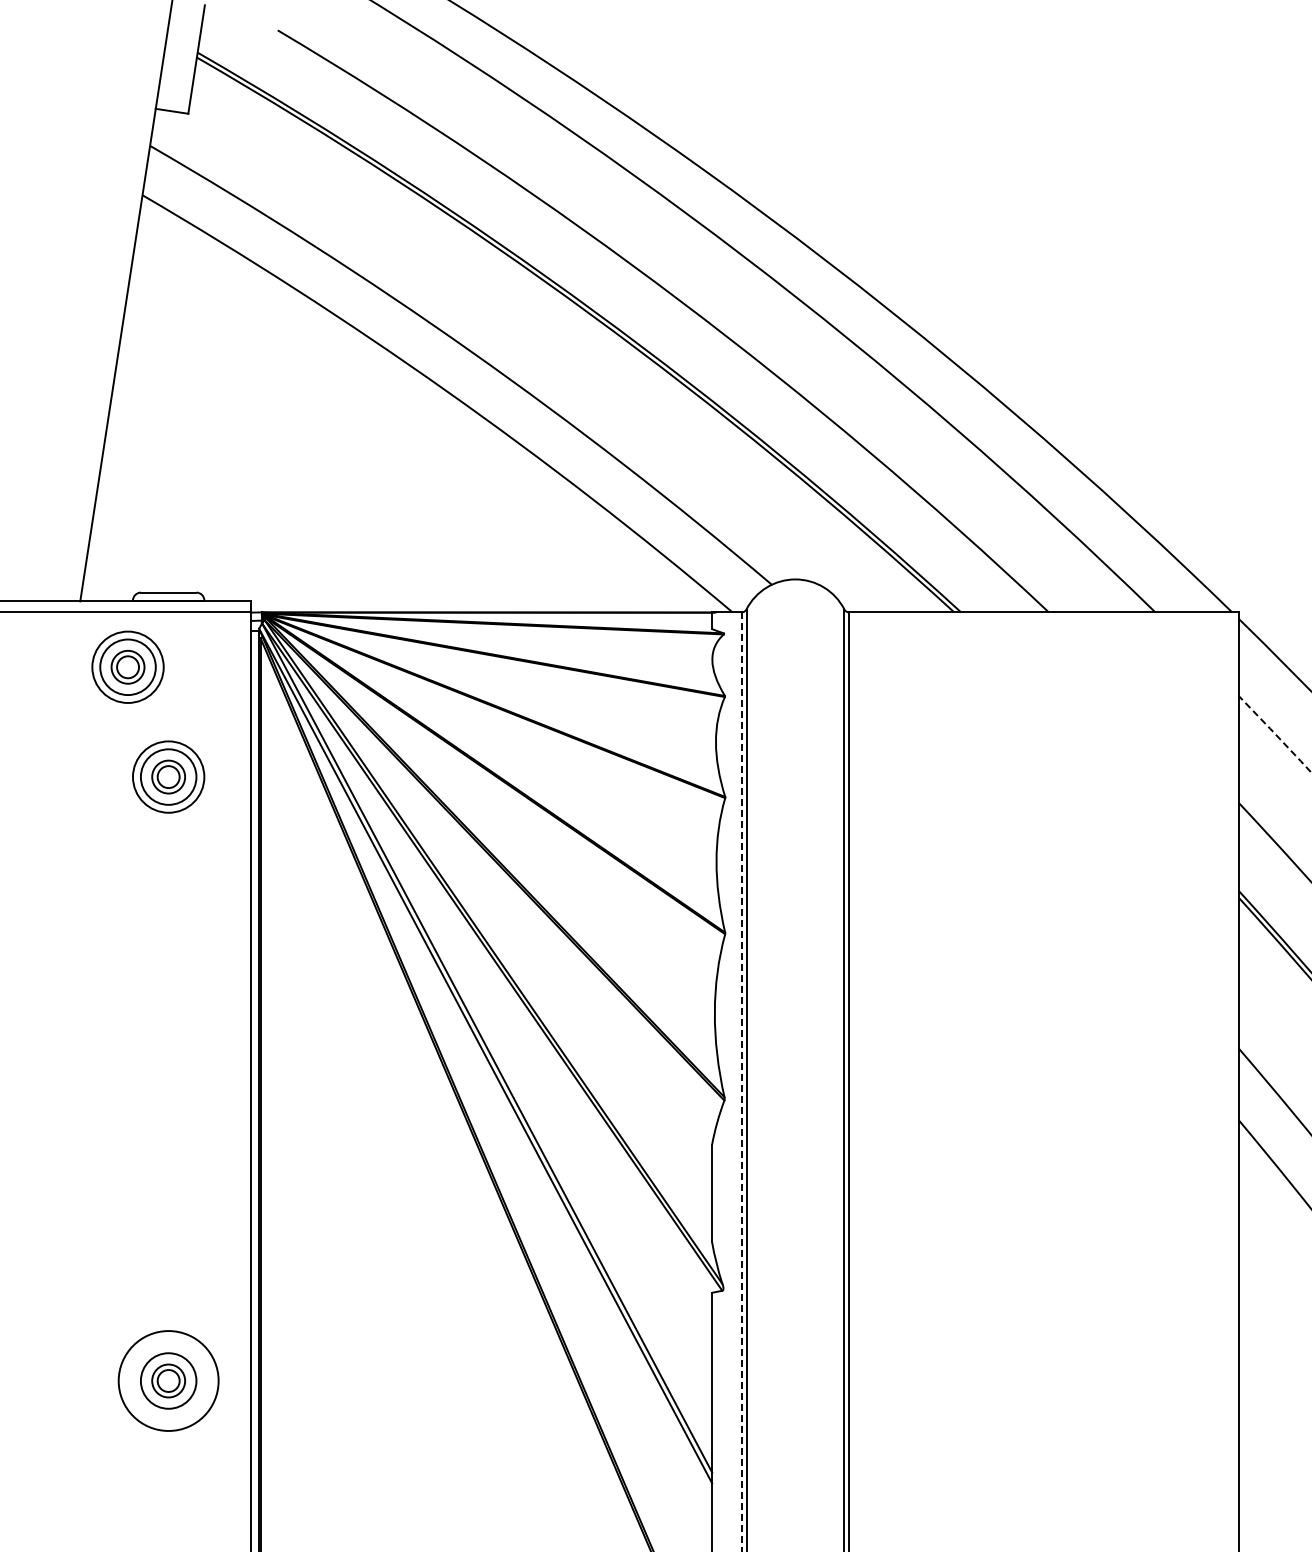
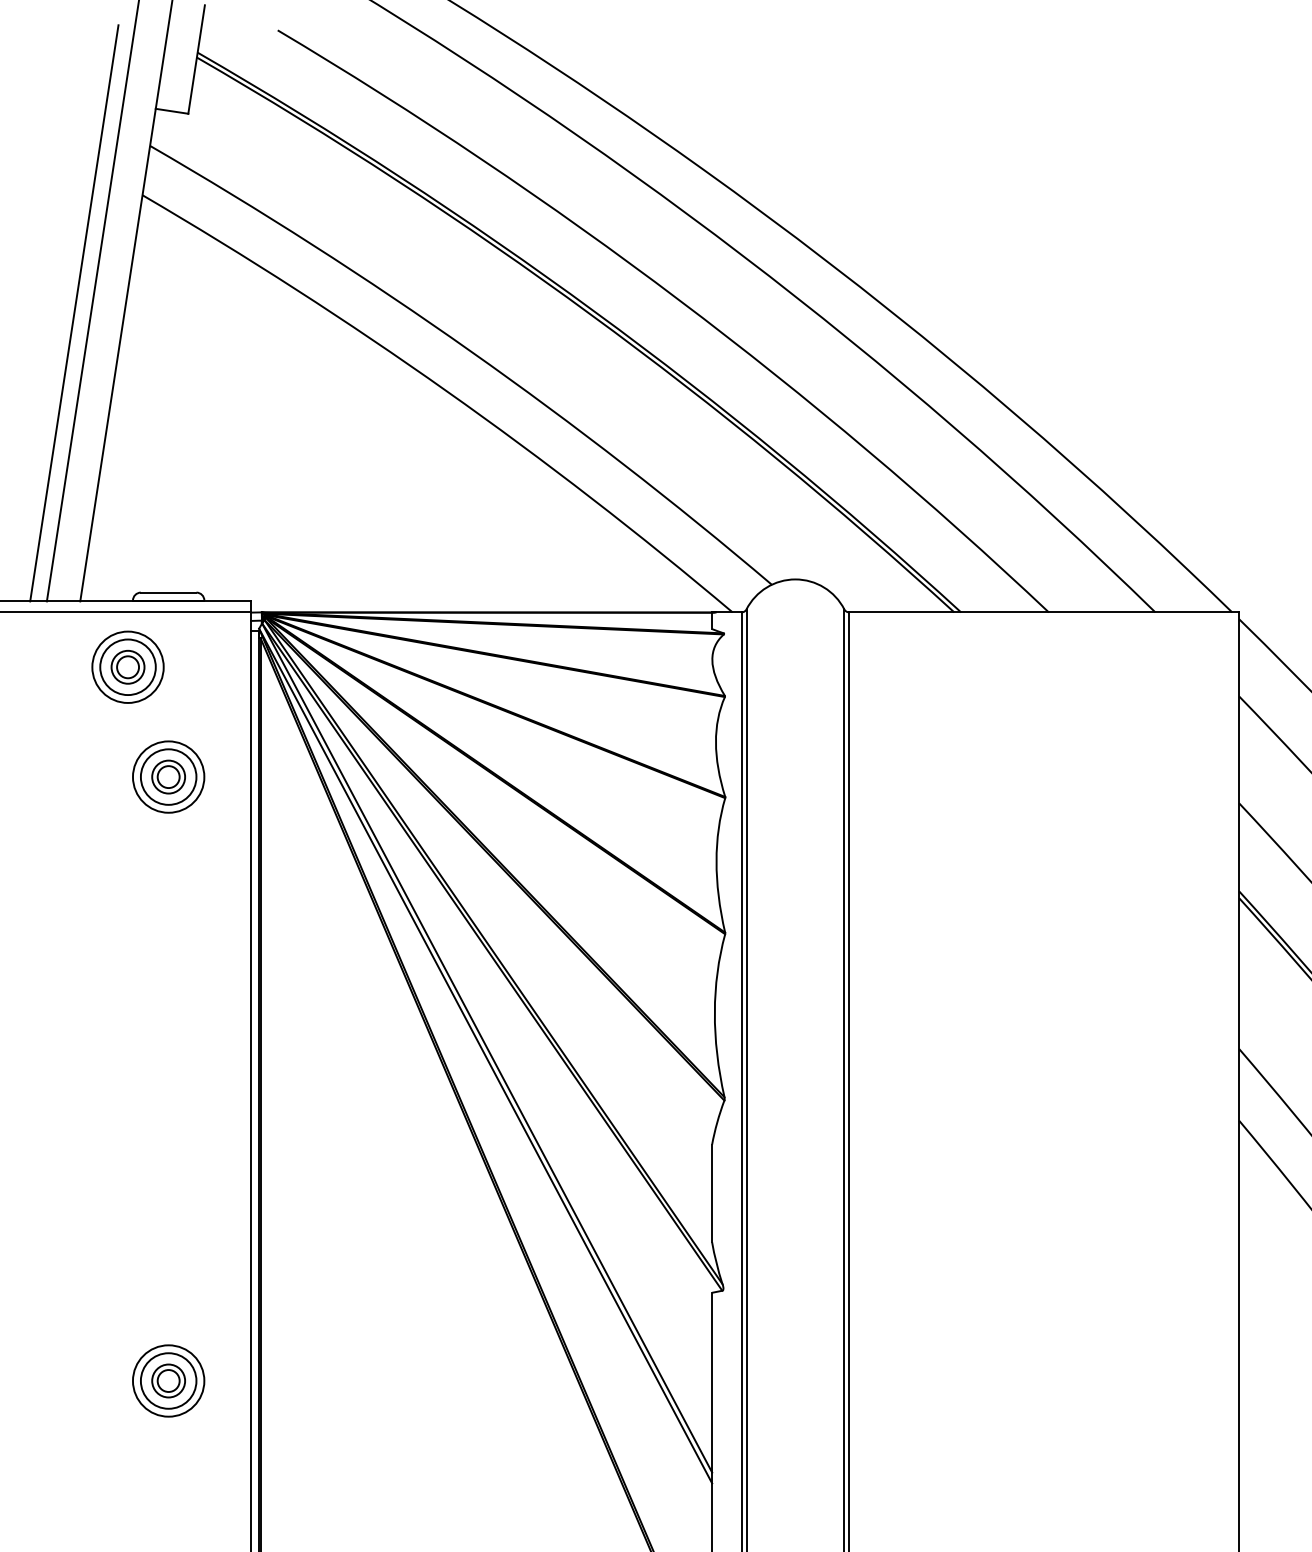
line: none -> present (92, 301)
line: none -> present (74, 313)
arc: dashed -> solid (1275, 734)
line: dashed -> solid (741, 1082)
circle diameter: 100 px -> 71 px (168, 1380)
